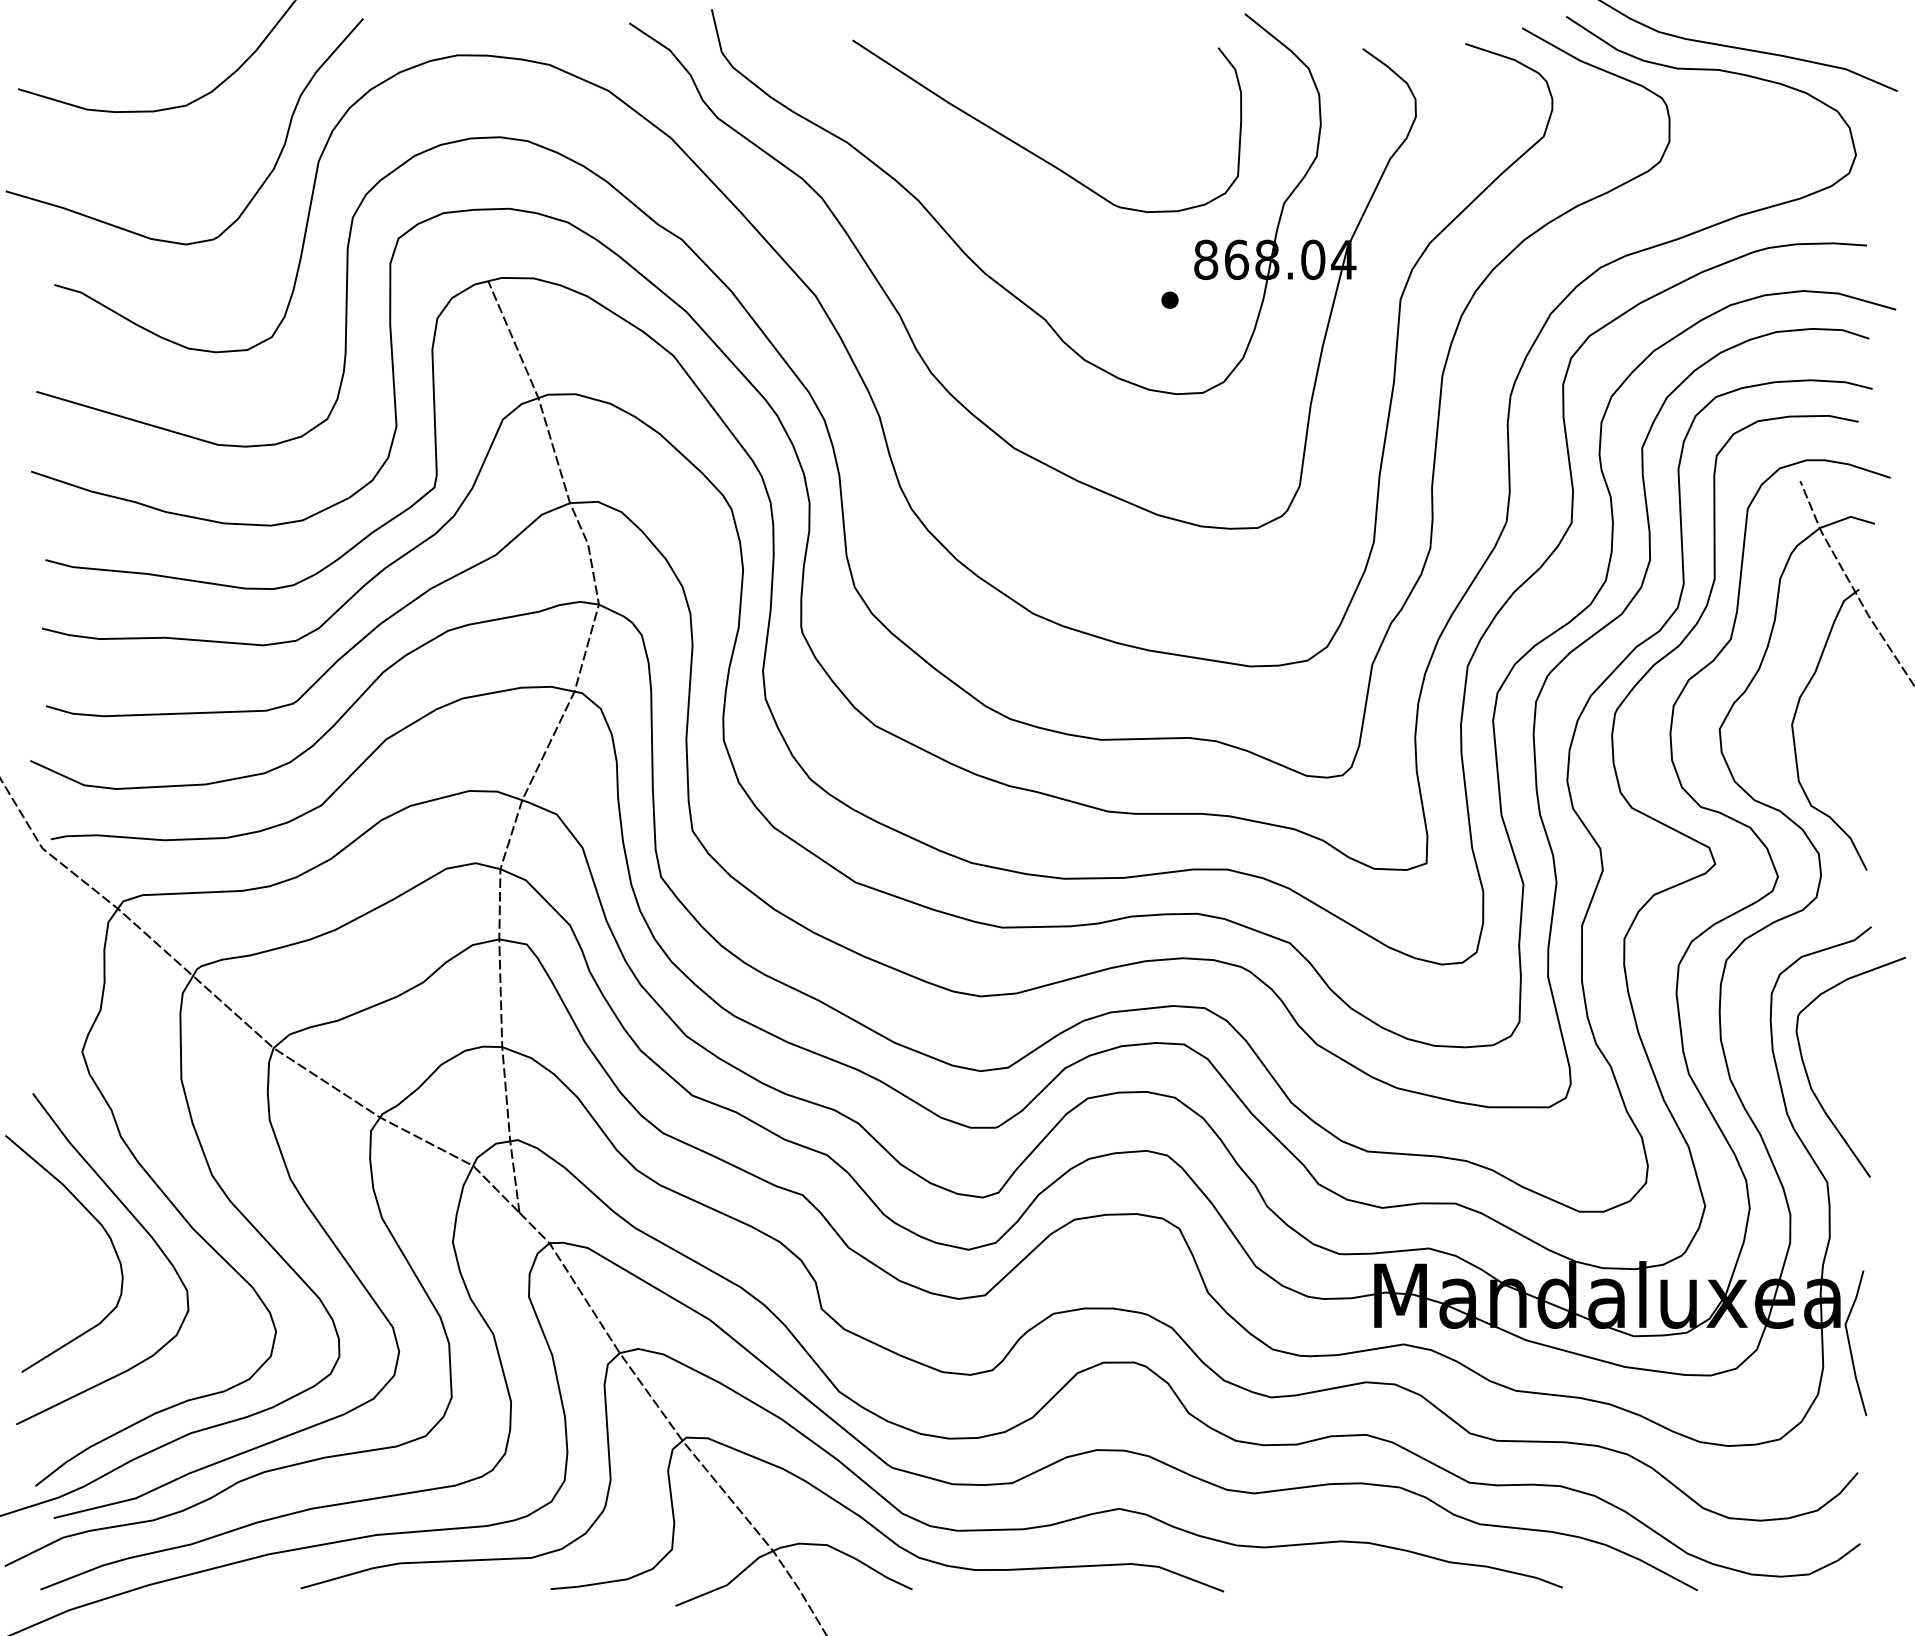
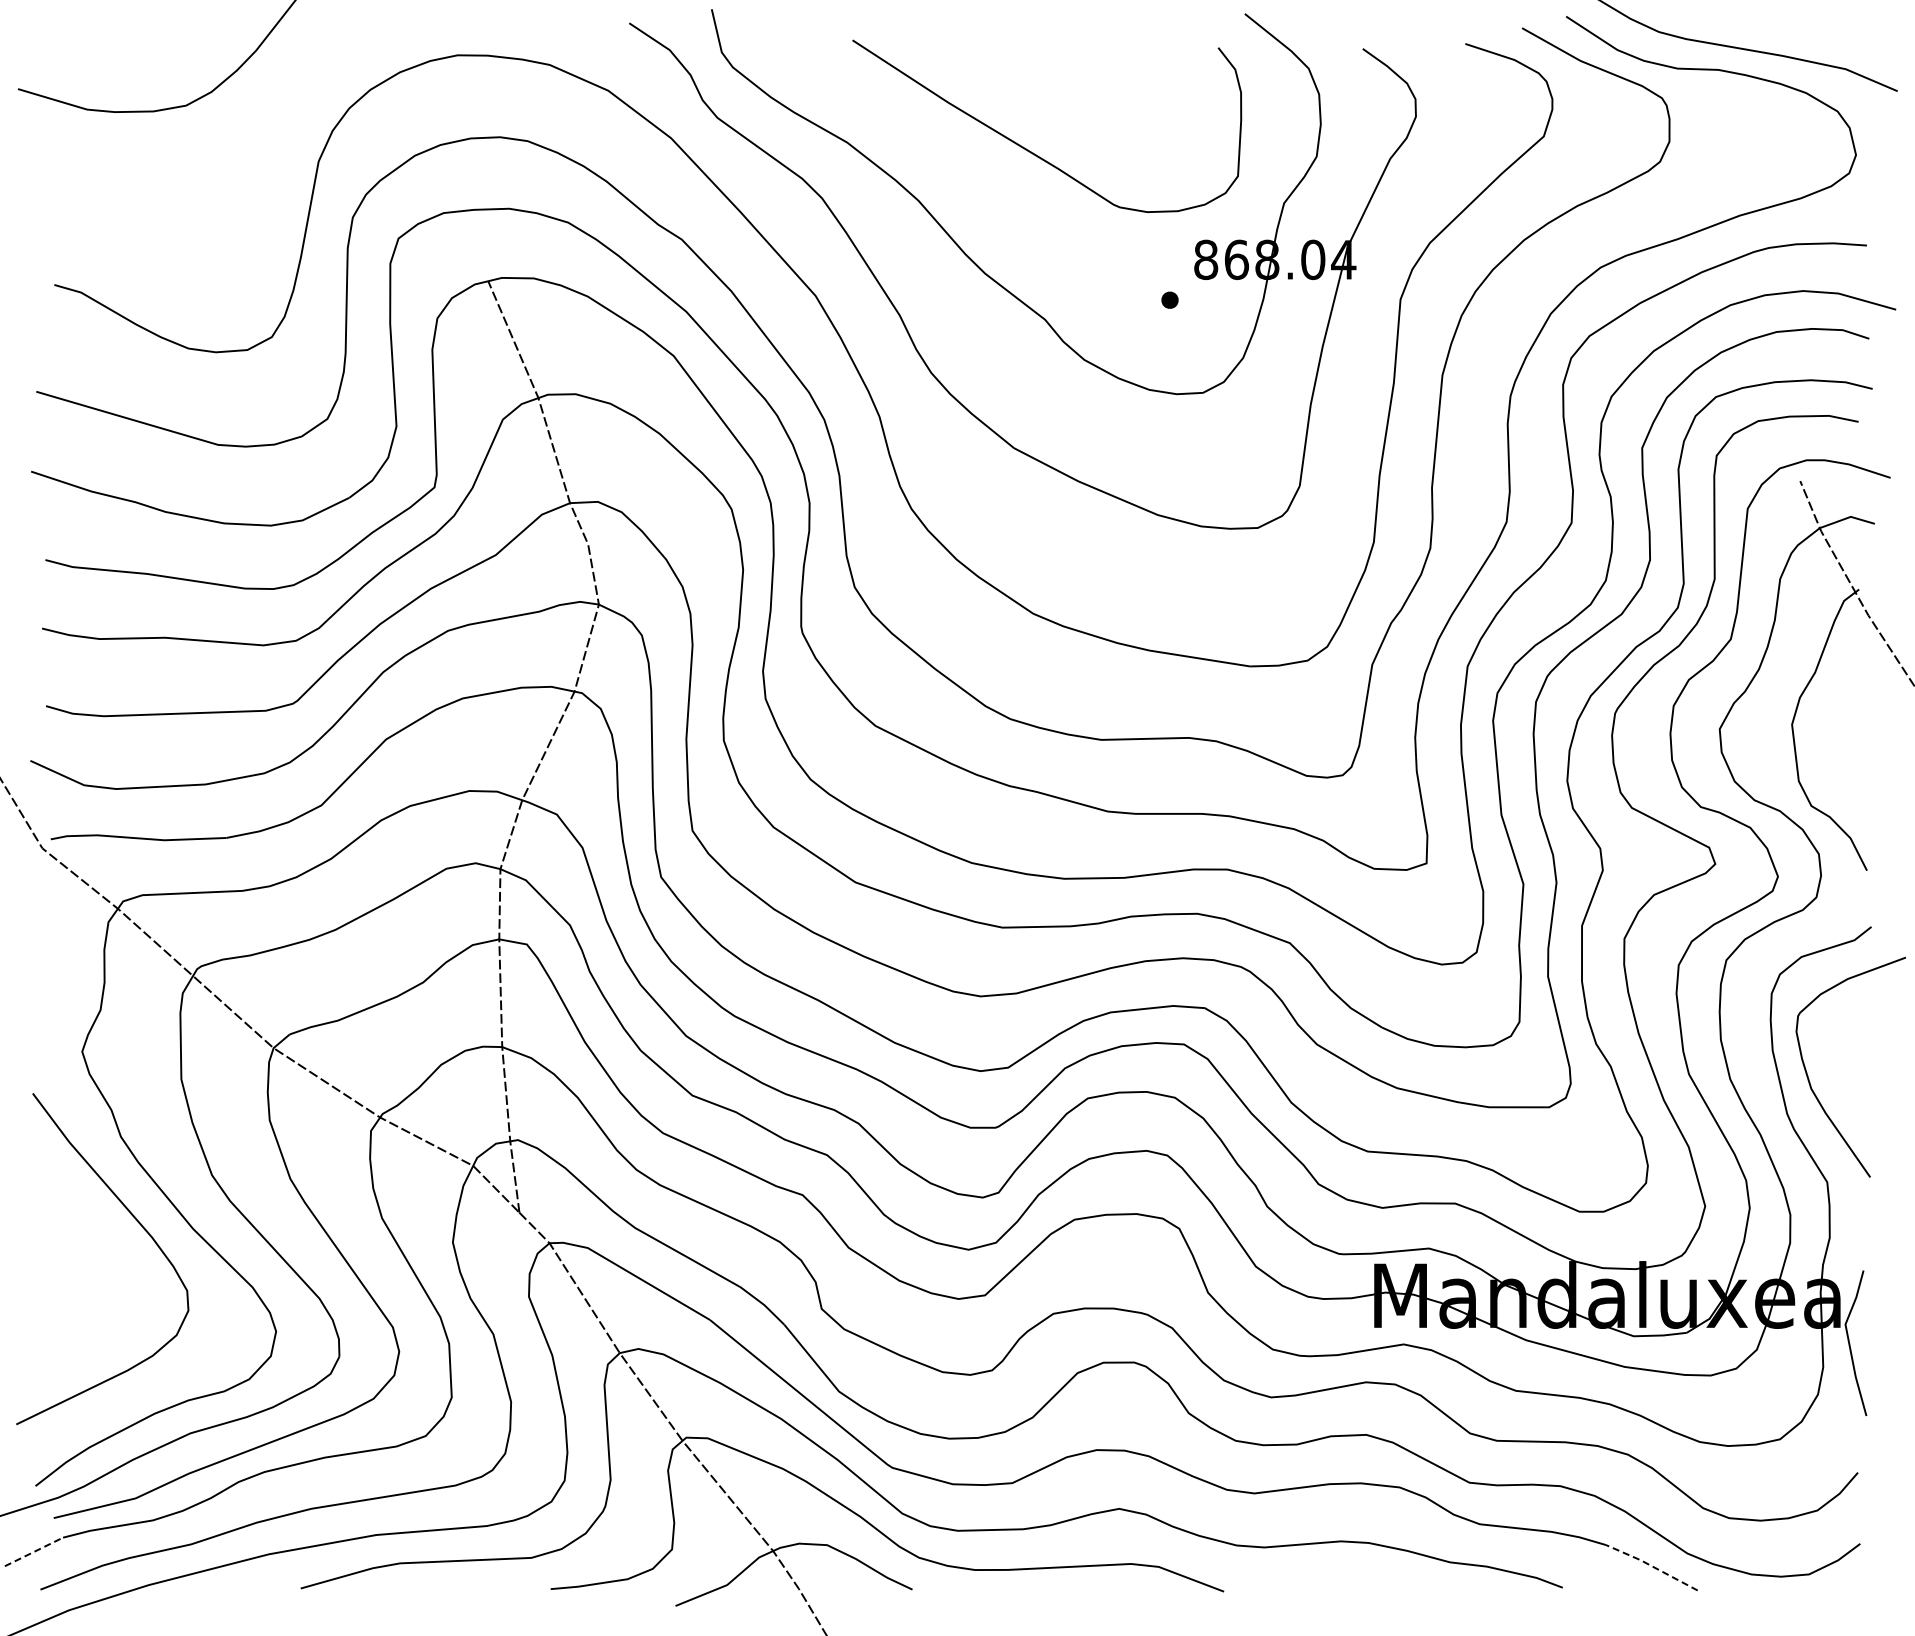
curve: present -> none (260, 185)
curve: present -> none (96, 1221)
line: solid -> dashed (34, 1551)
line: solid -> dashed (1651, 1566)
